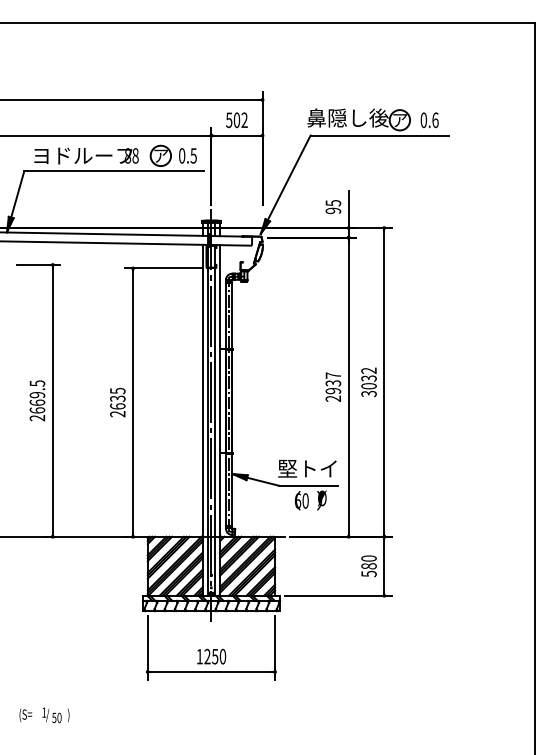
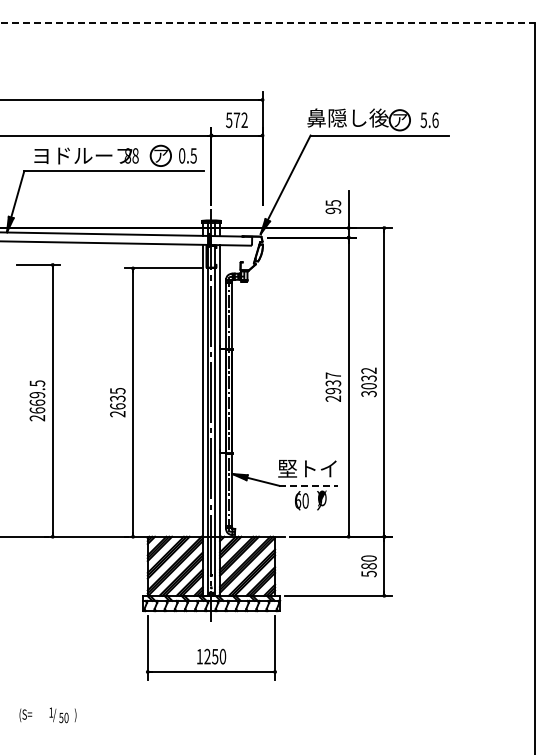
line: solid -> dashed (267, 22)
text: 0.6 -> 5.6 (423, 119)
text: 502 -> 572 (236, 120)
line: solid -> dashed (308, 485)
text position: (55, 715) -> (62, 715) (62, 715)
